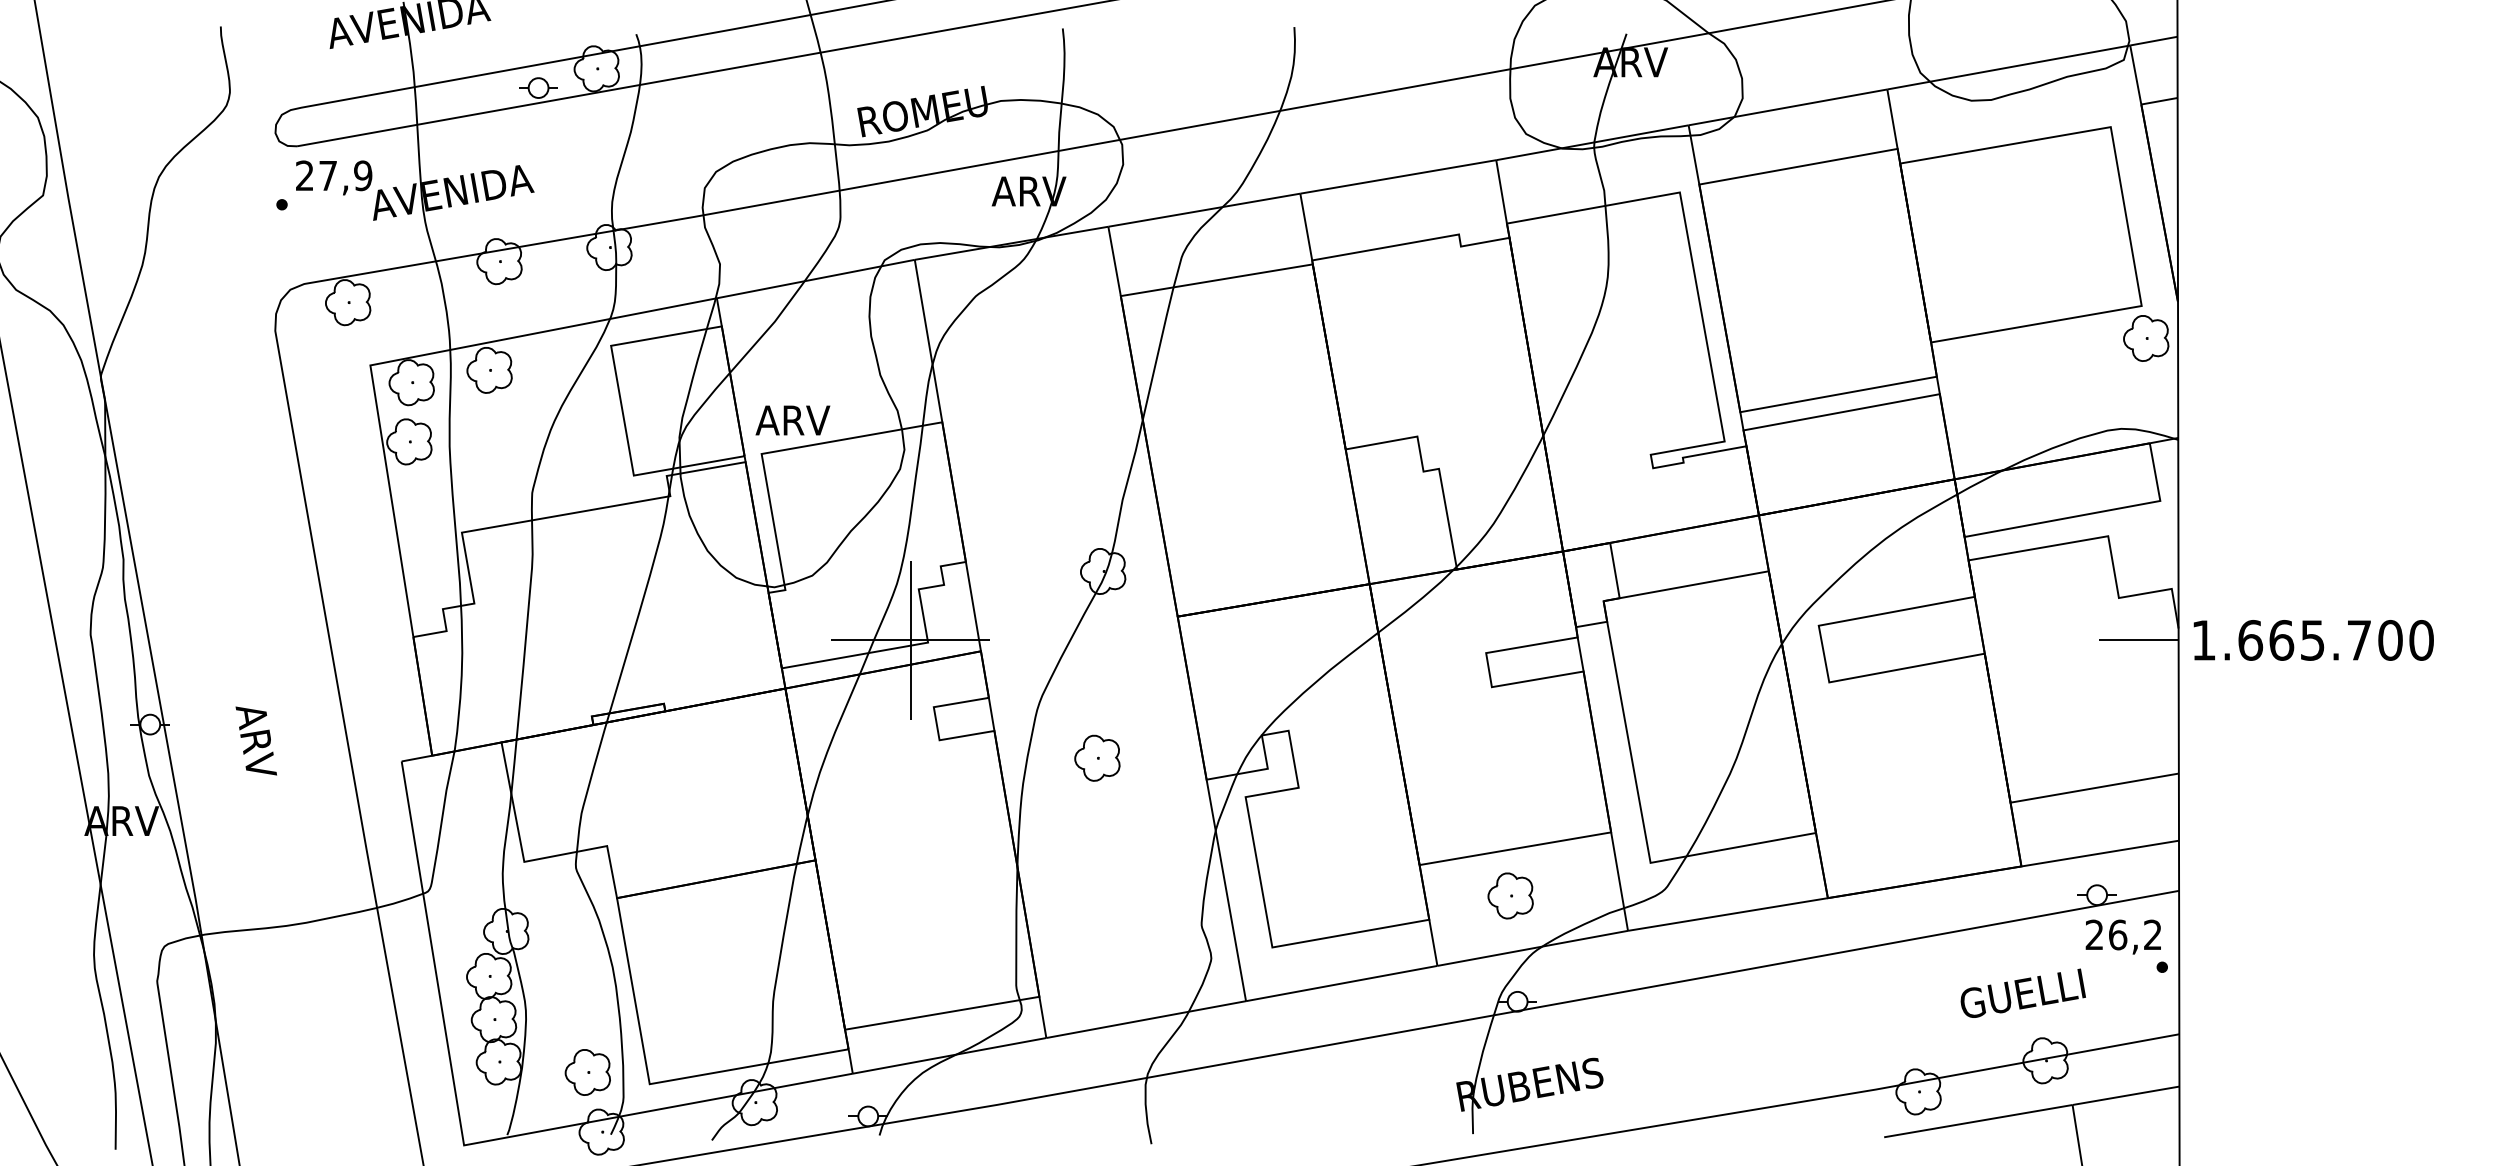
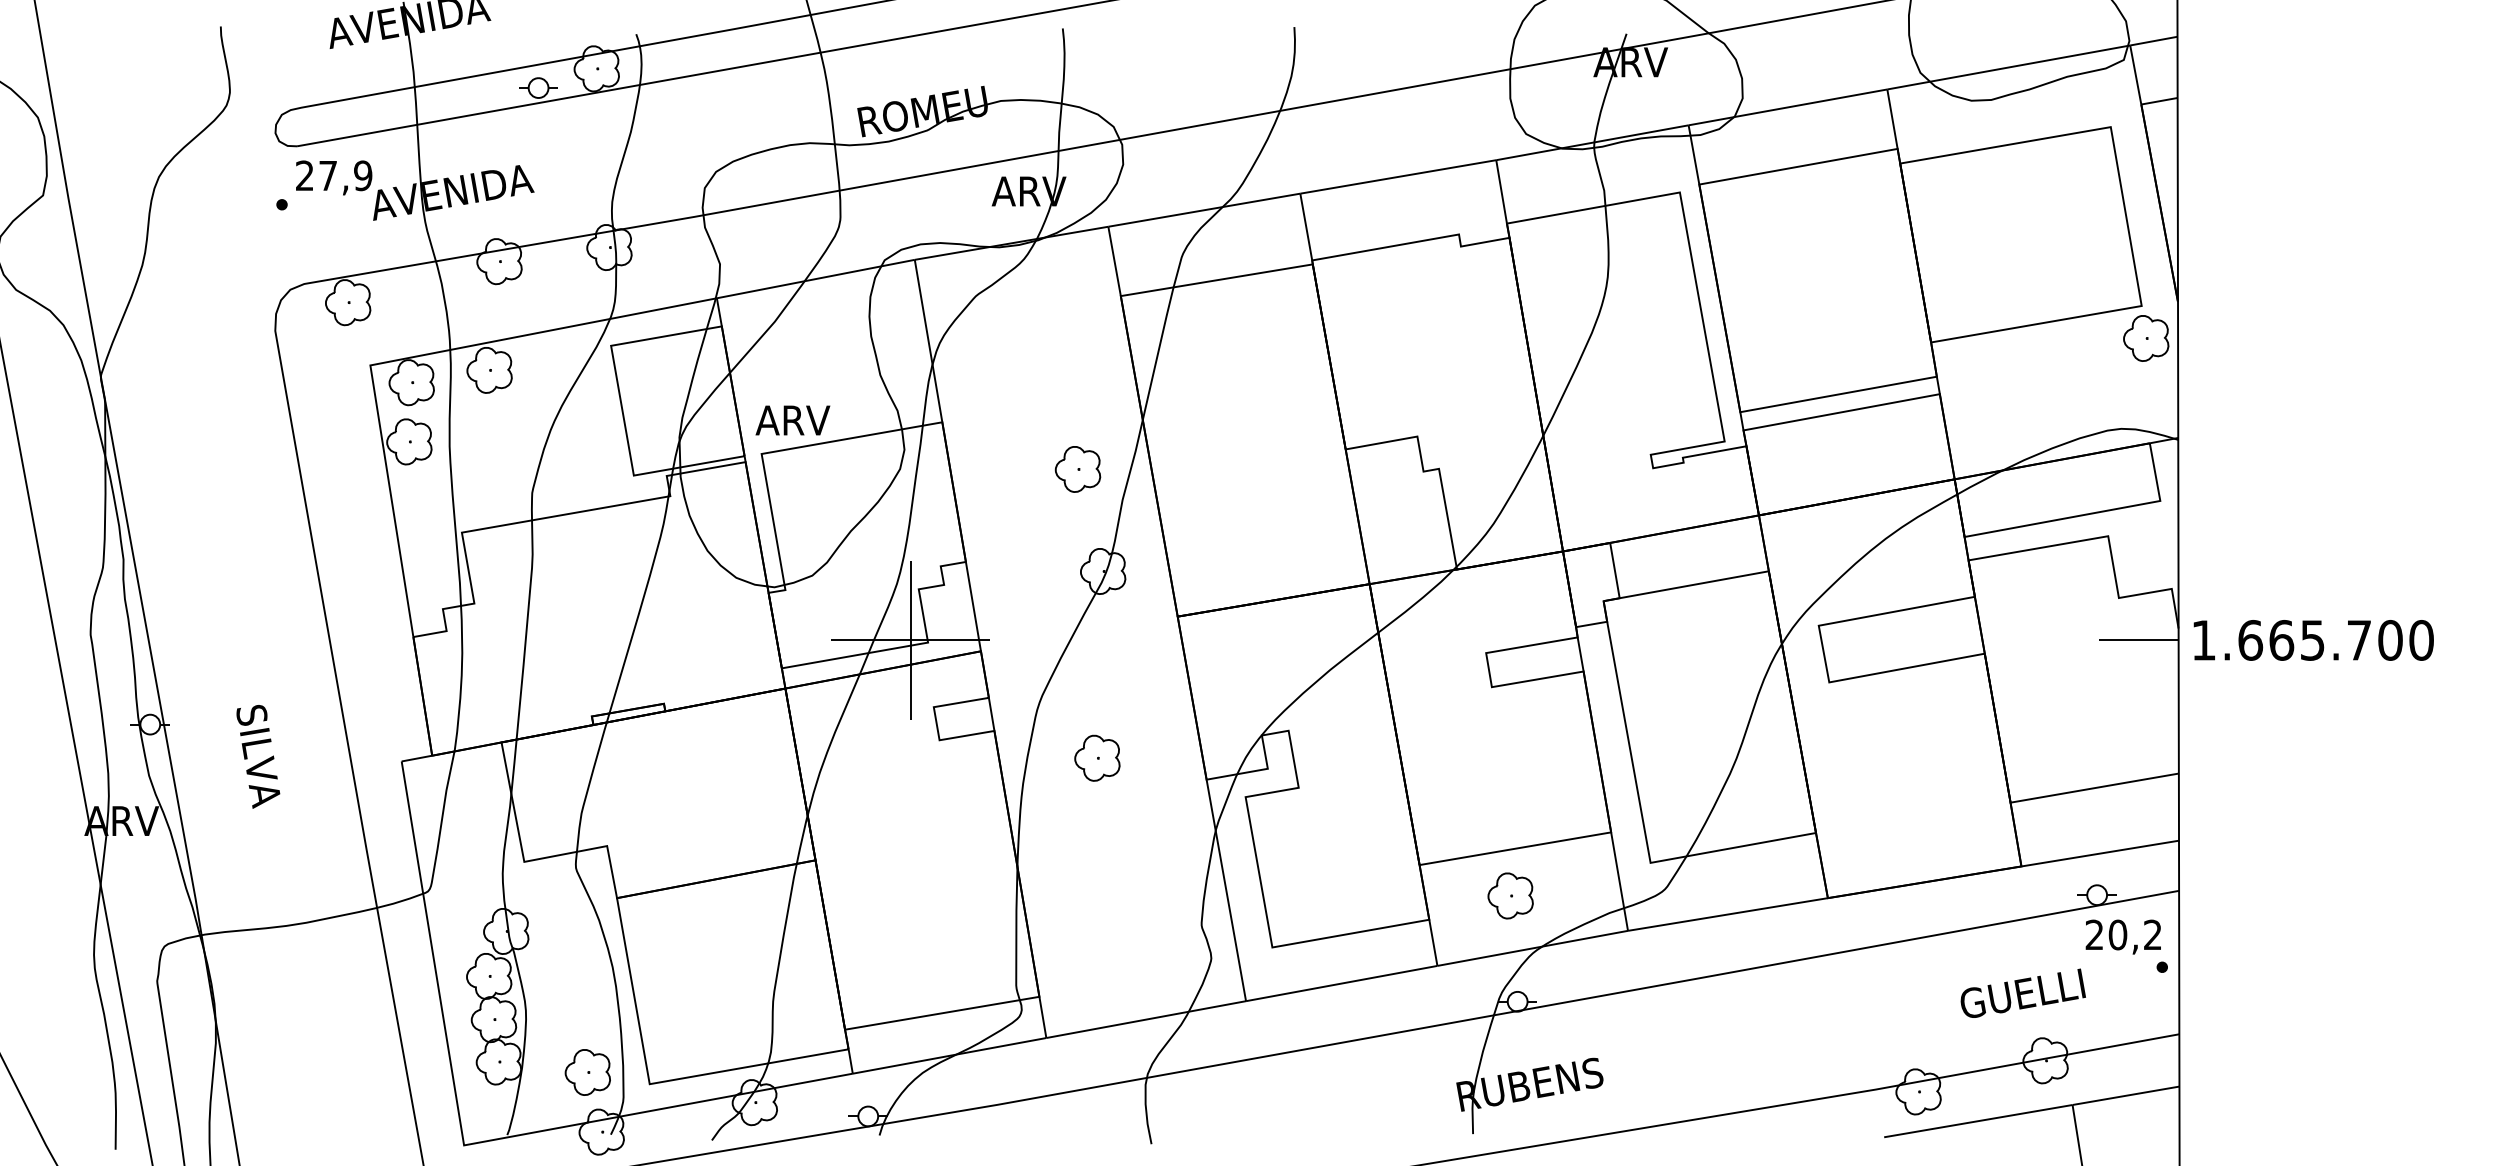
part: none -> present (1077, 469)
text: ARV -> SILVA (257, 756)
text: 26,2 -> 20,2 (2117, 934)
